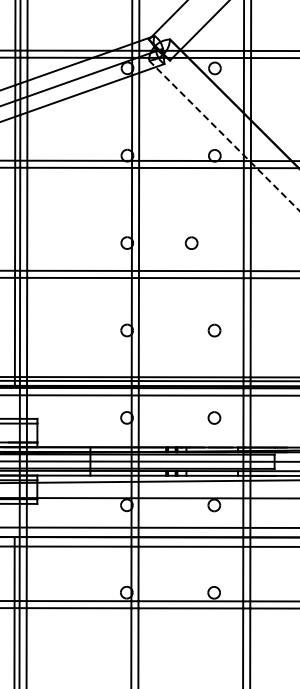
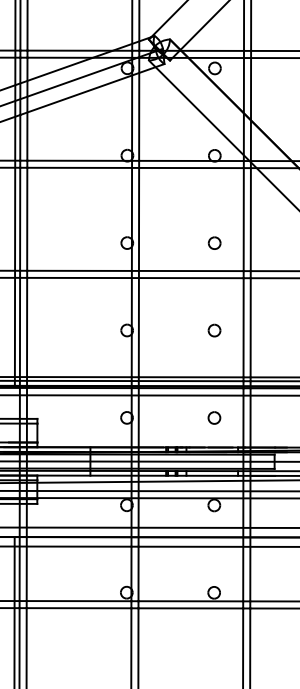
line: dashed -> solid (224, 136)
part position: (191, 242) -> (214, 242) (214, 242)
line: none -> present (149, 490)
